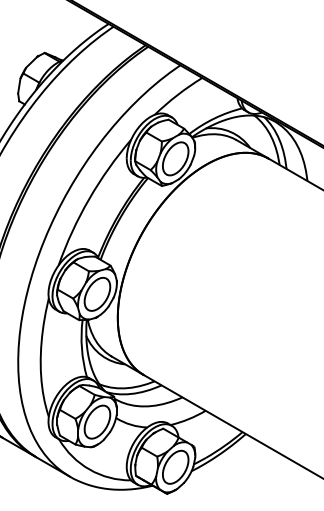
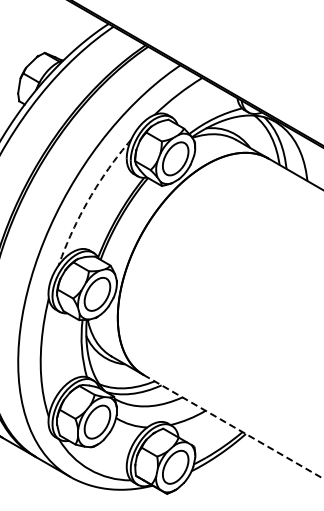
arc: solid -> dashed (89, 199)
line: solid -> dashed (233, 426)
